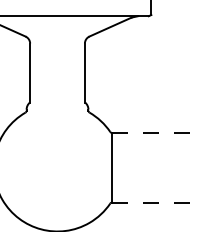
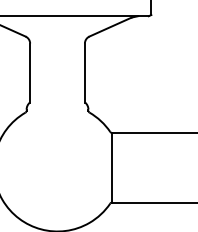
line: dashed -> solid (155, 132)
line: dashed -> solid (155, 202)
